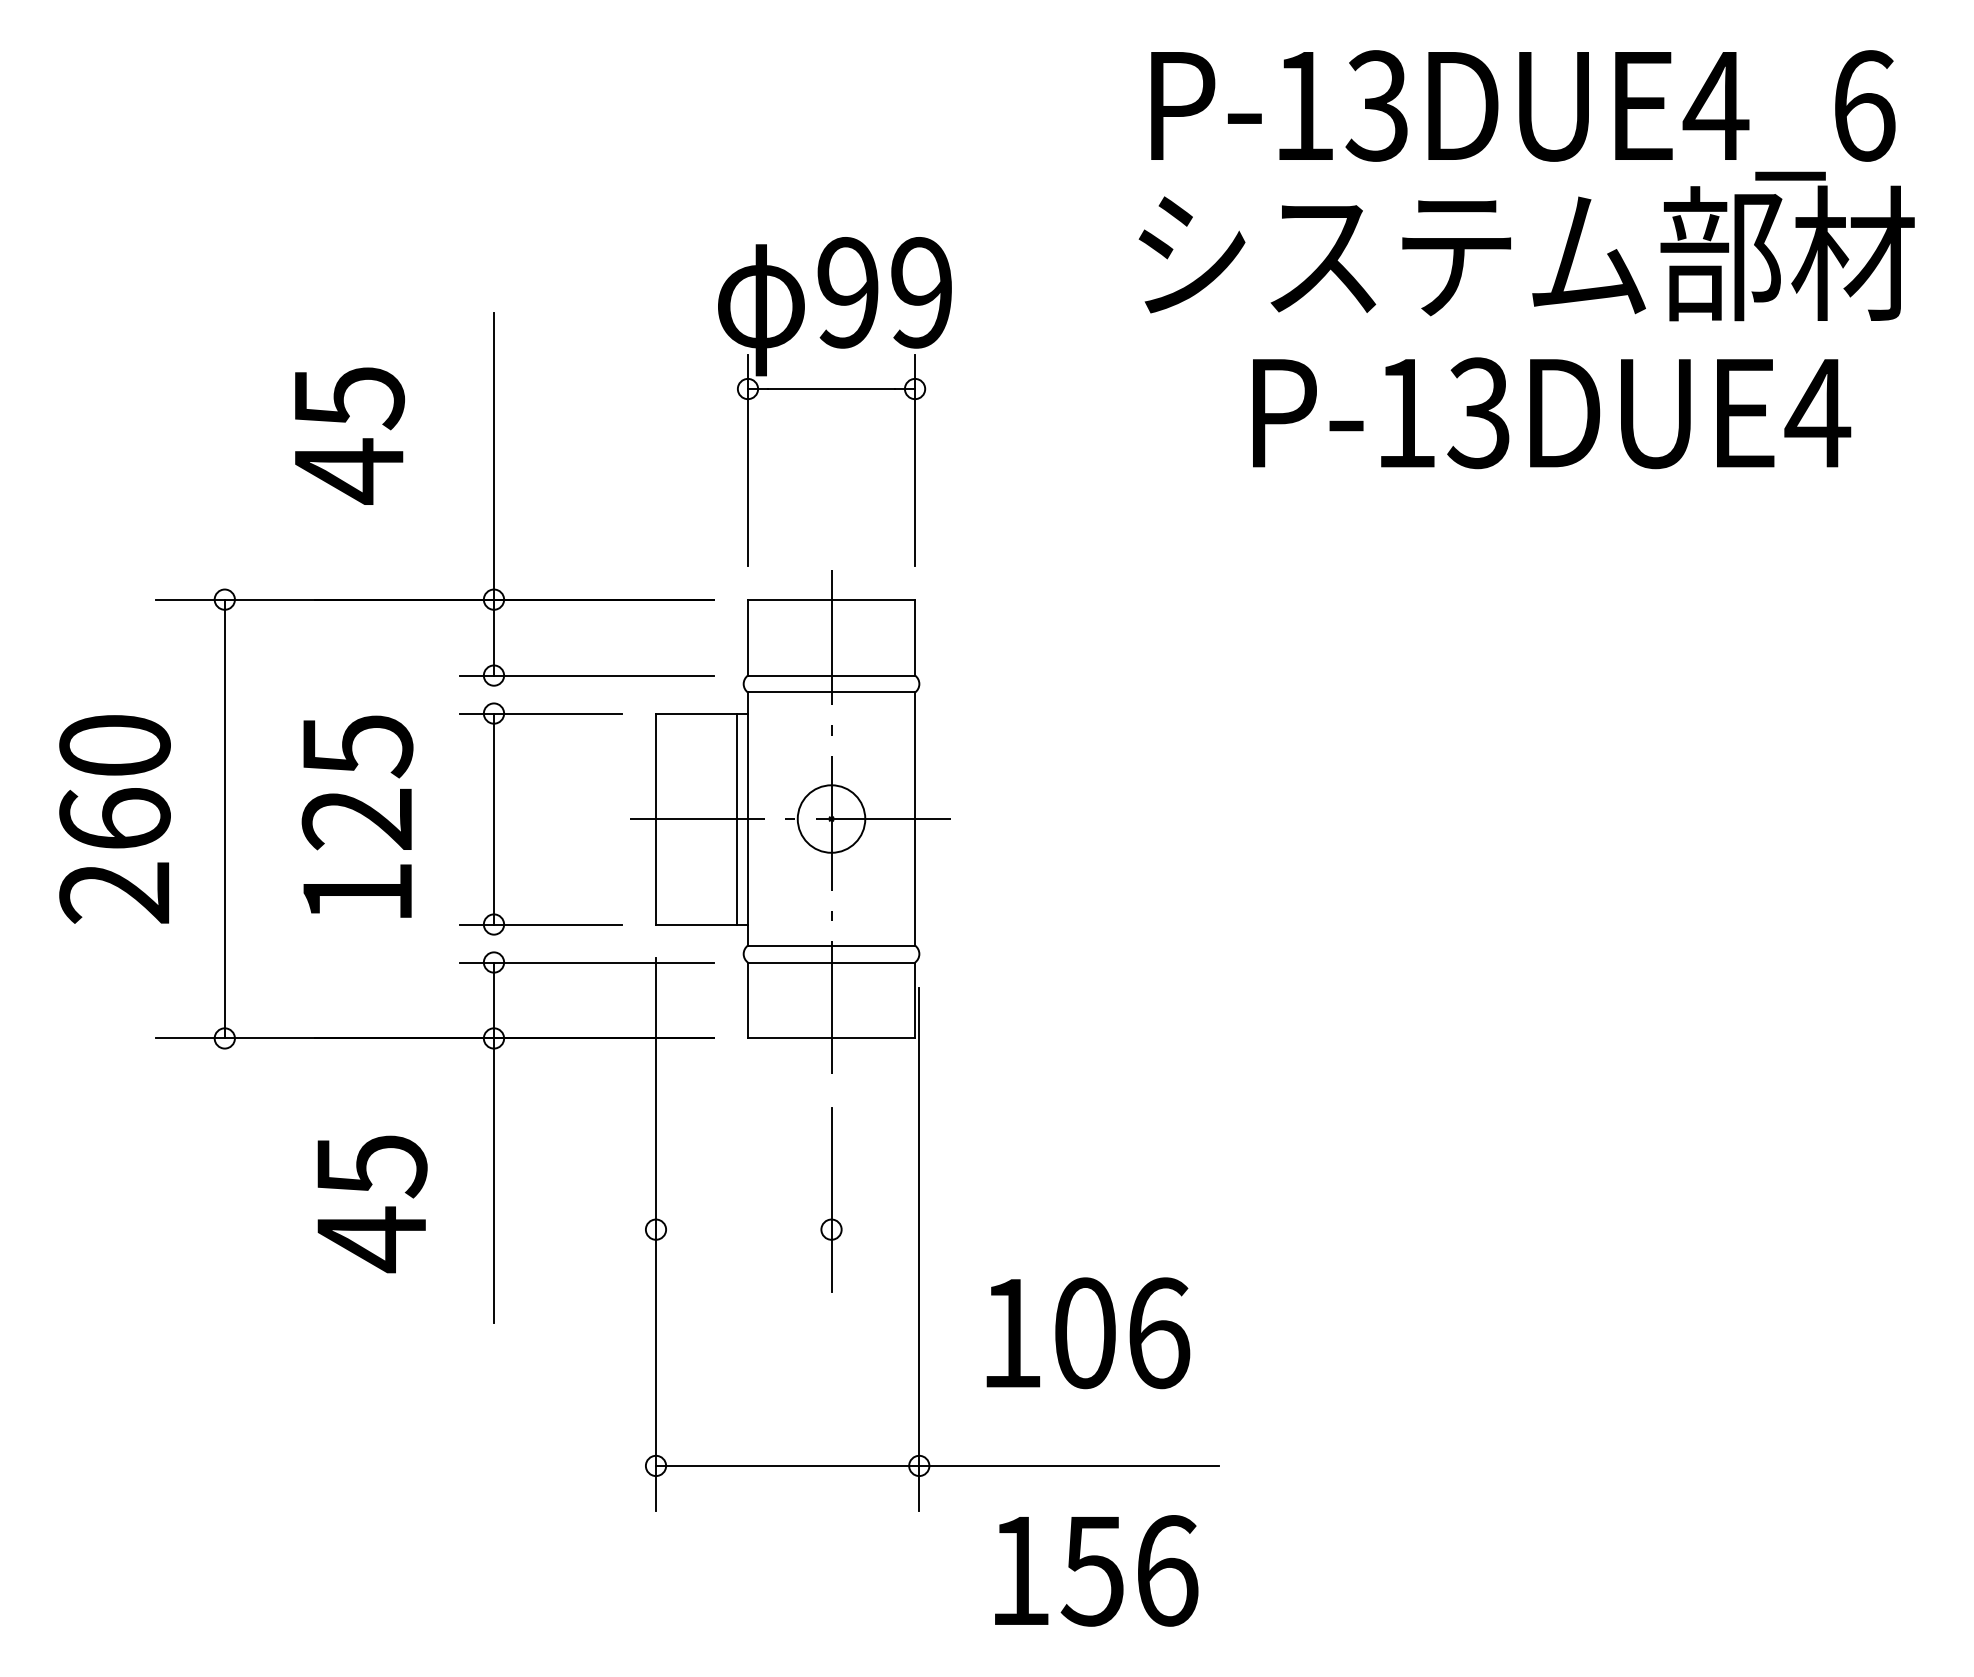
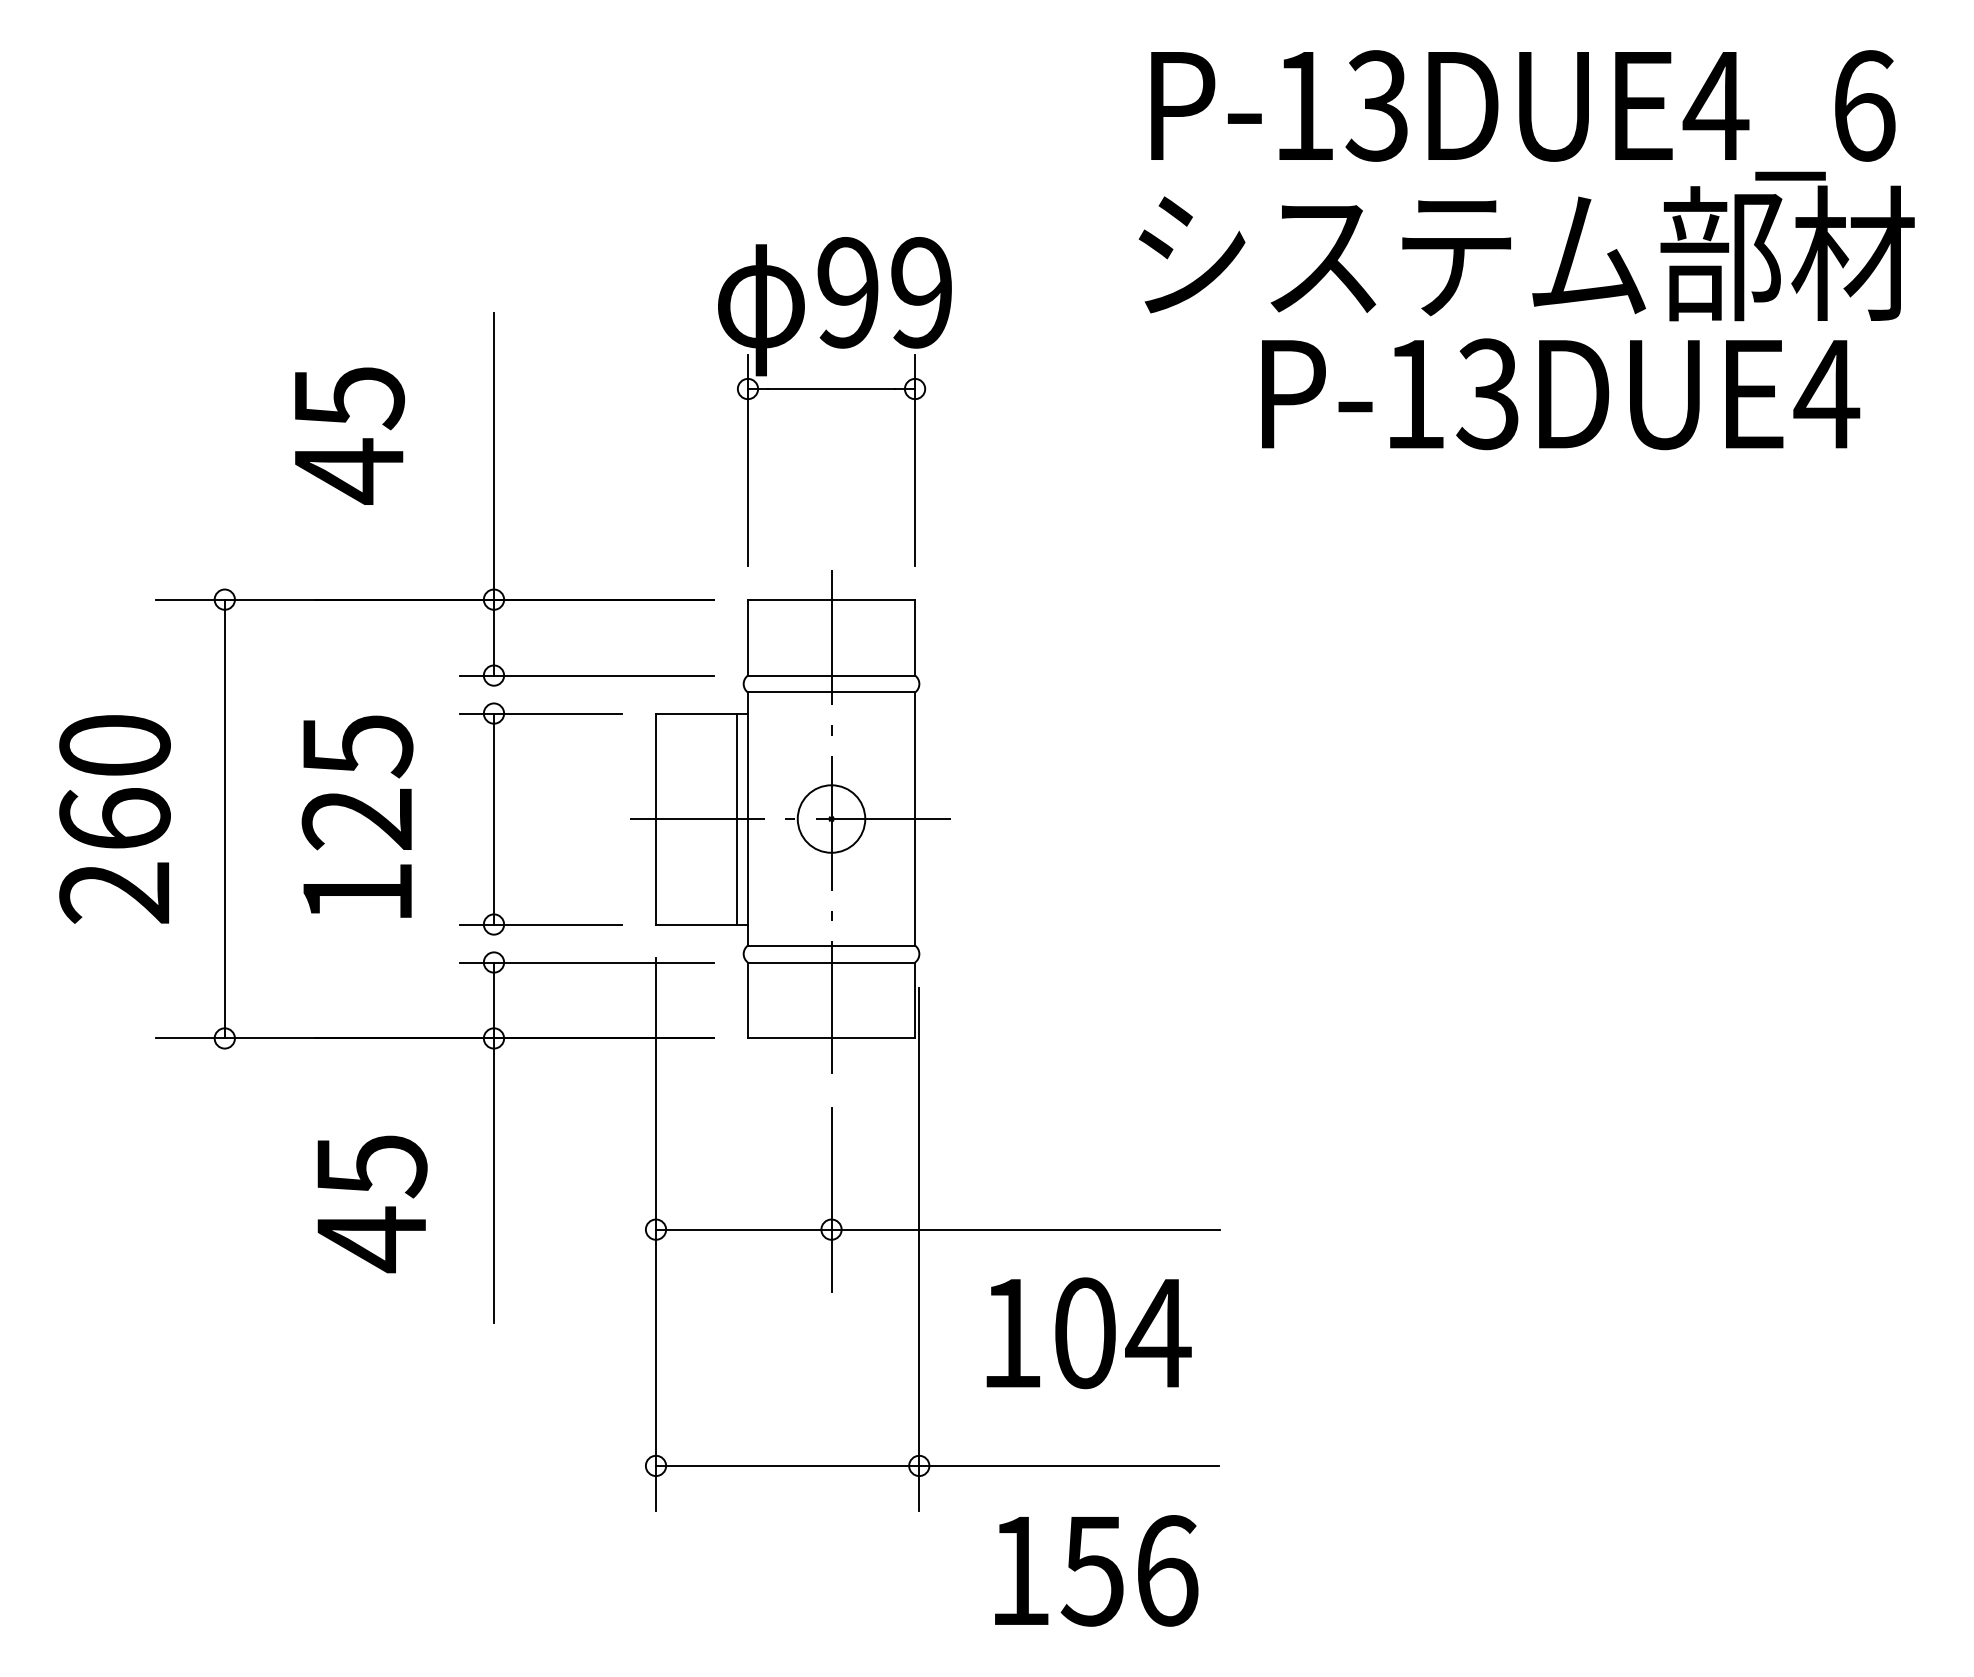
text position: (1552, 413) -> (1561, 394) (1561, 394)
line: none -> present (938, 1229)
text: 106 -> 104 (1158, 1333)
